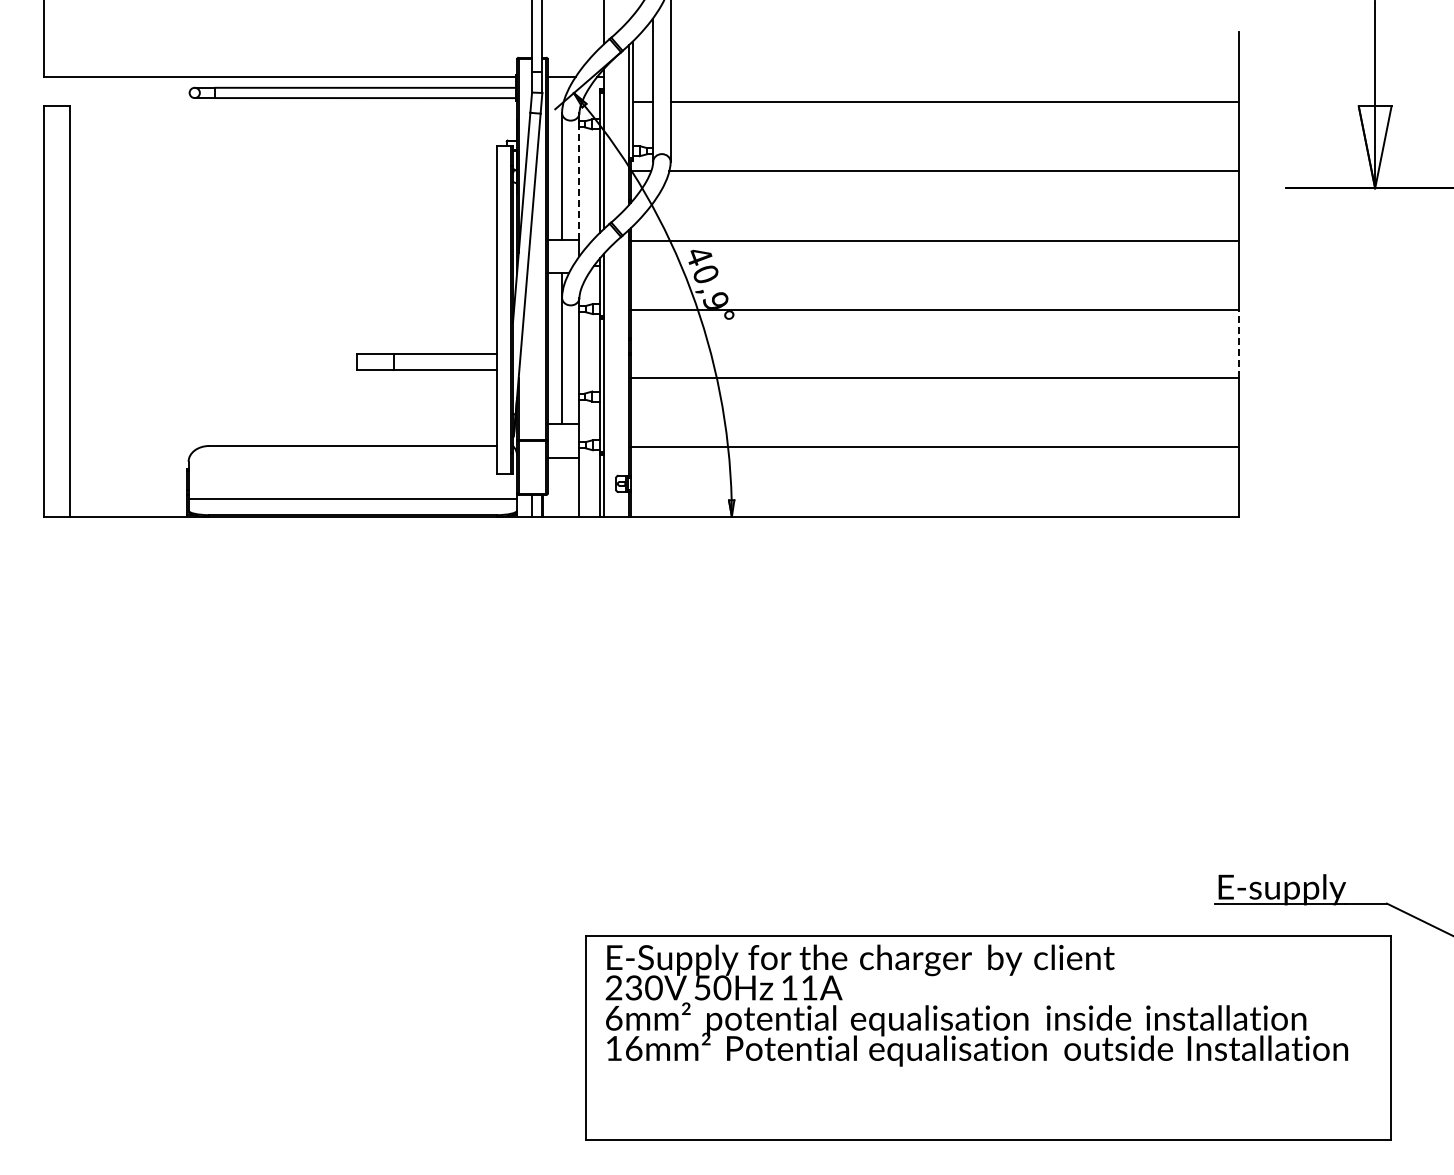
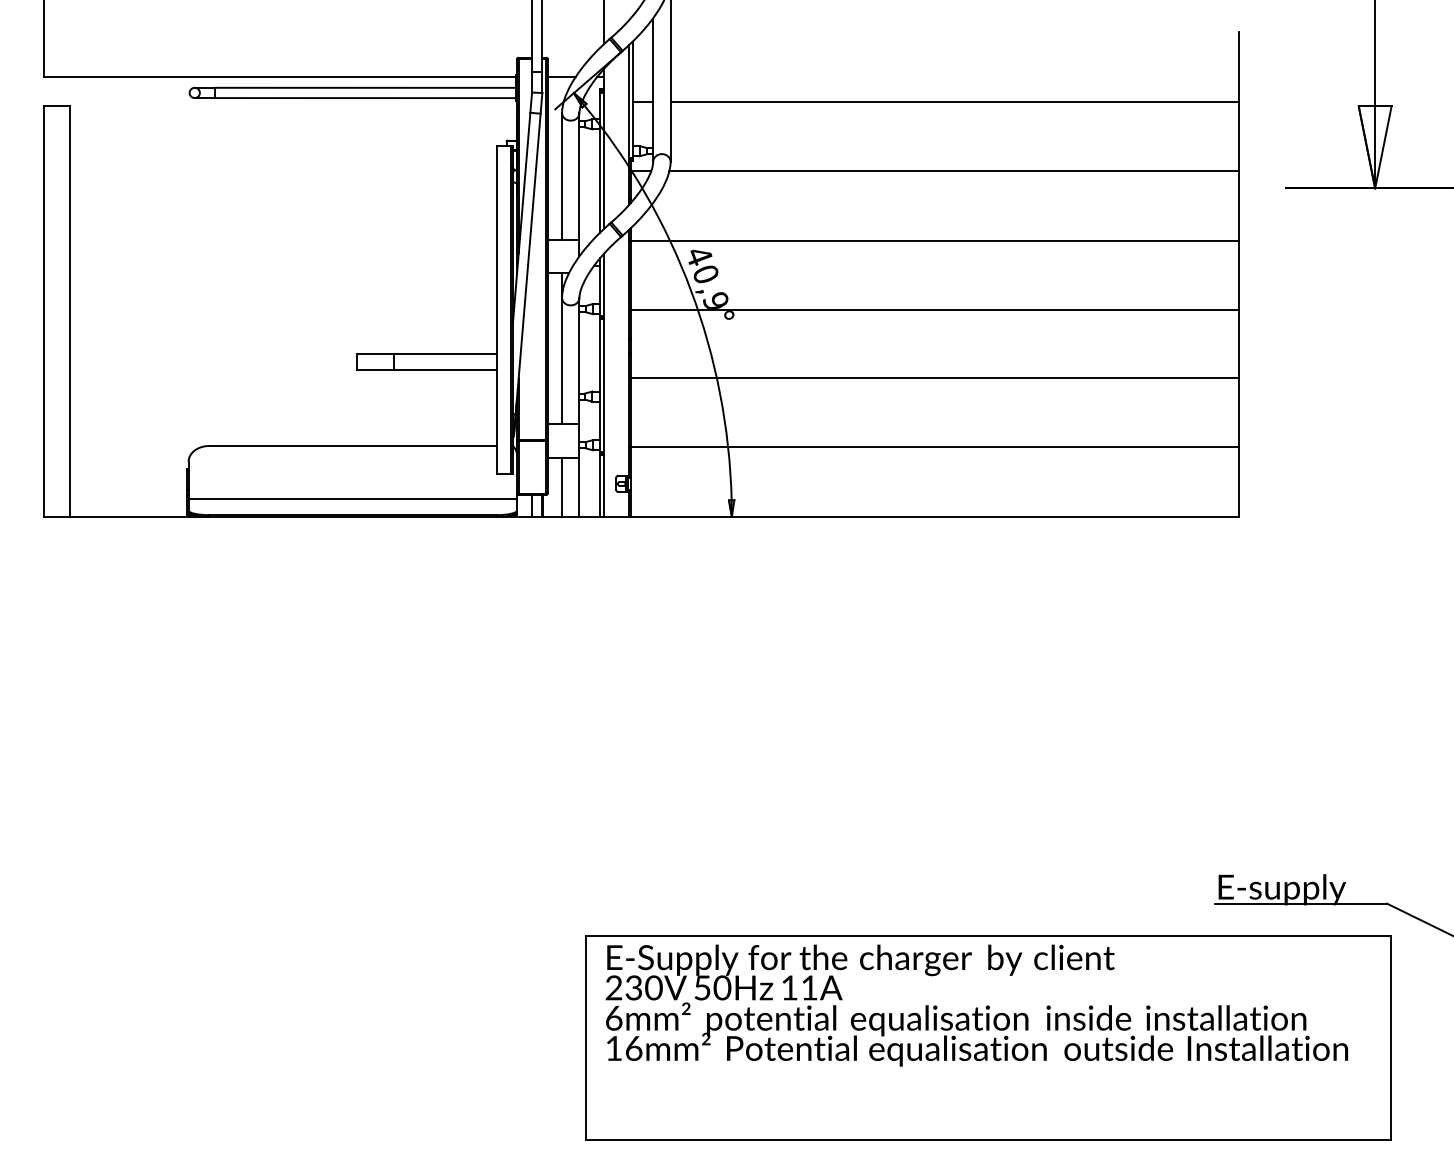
line: dashed -> solid (579, 183)
line: dashed -> solid (1239, 343)
line: none -> present (562, 486)
